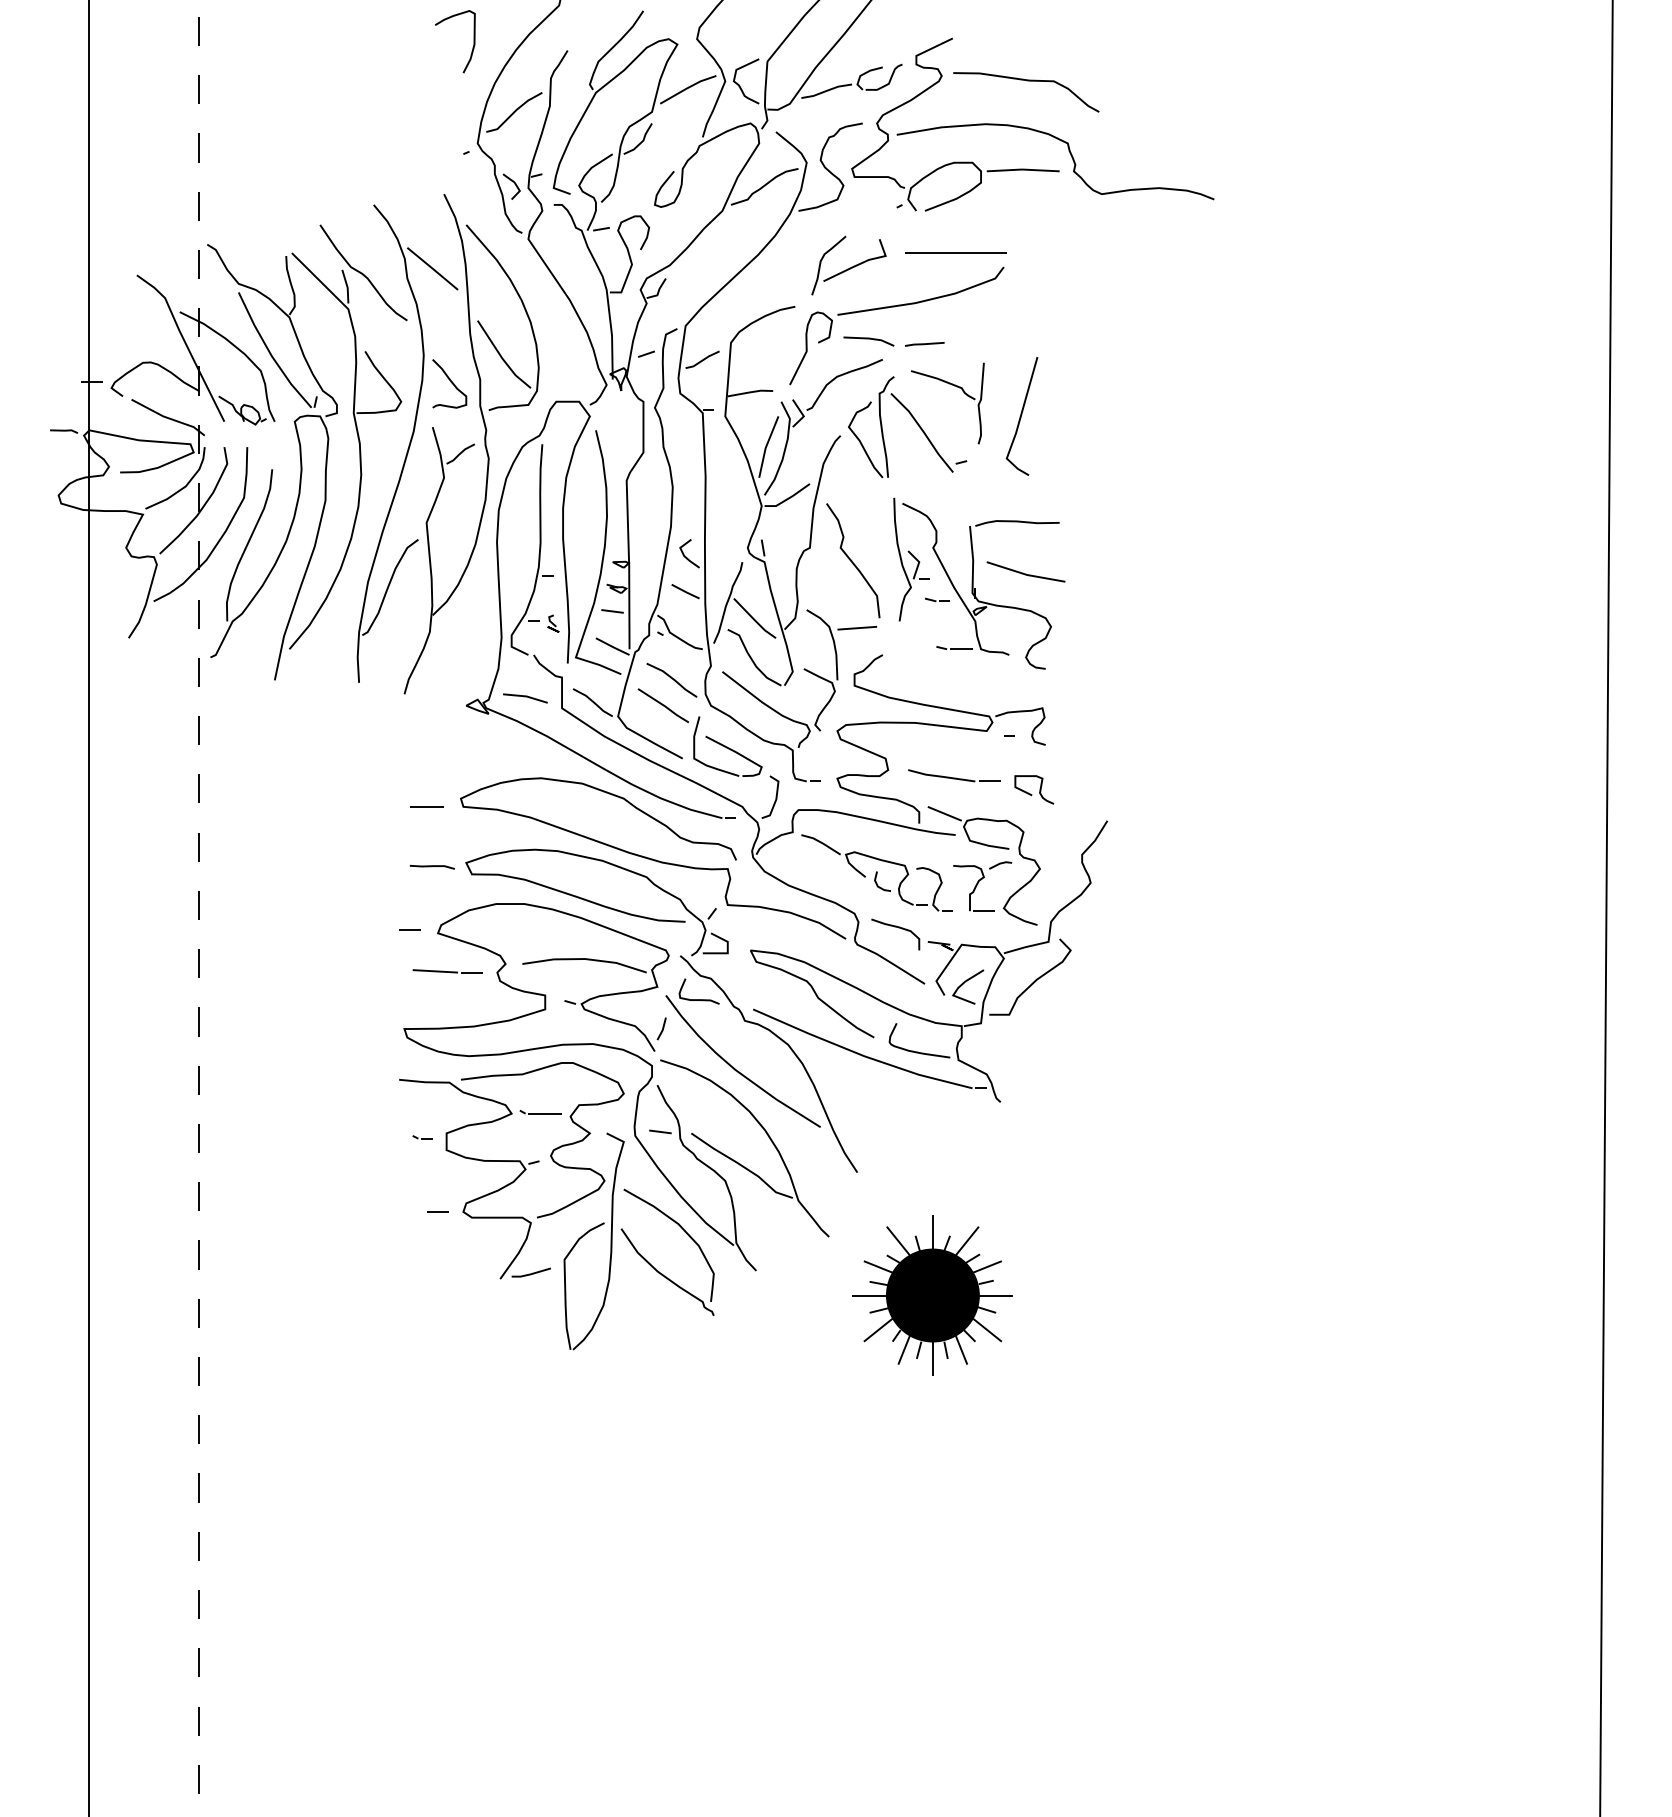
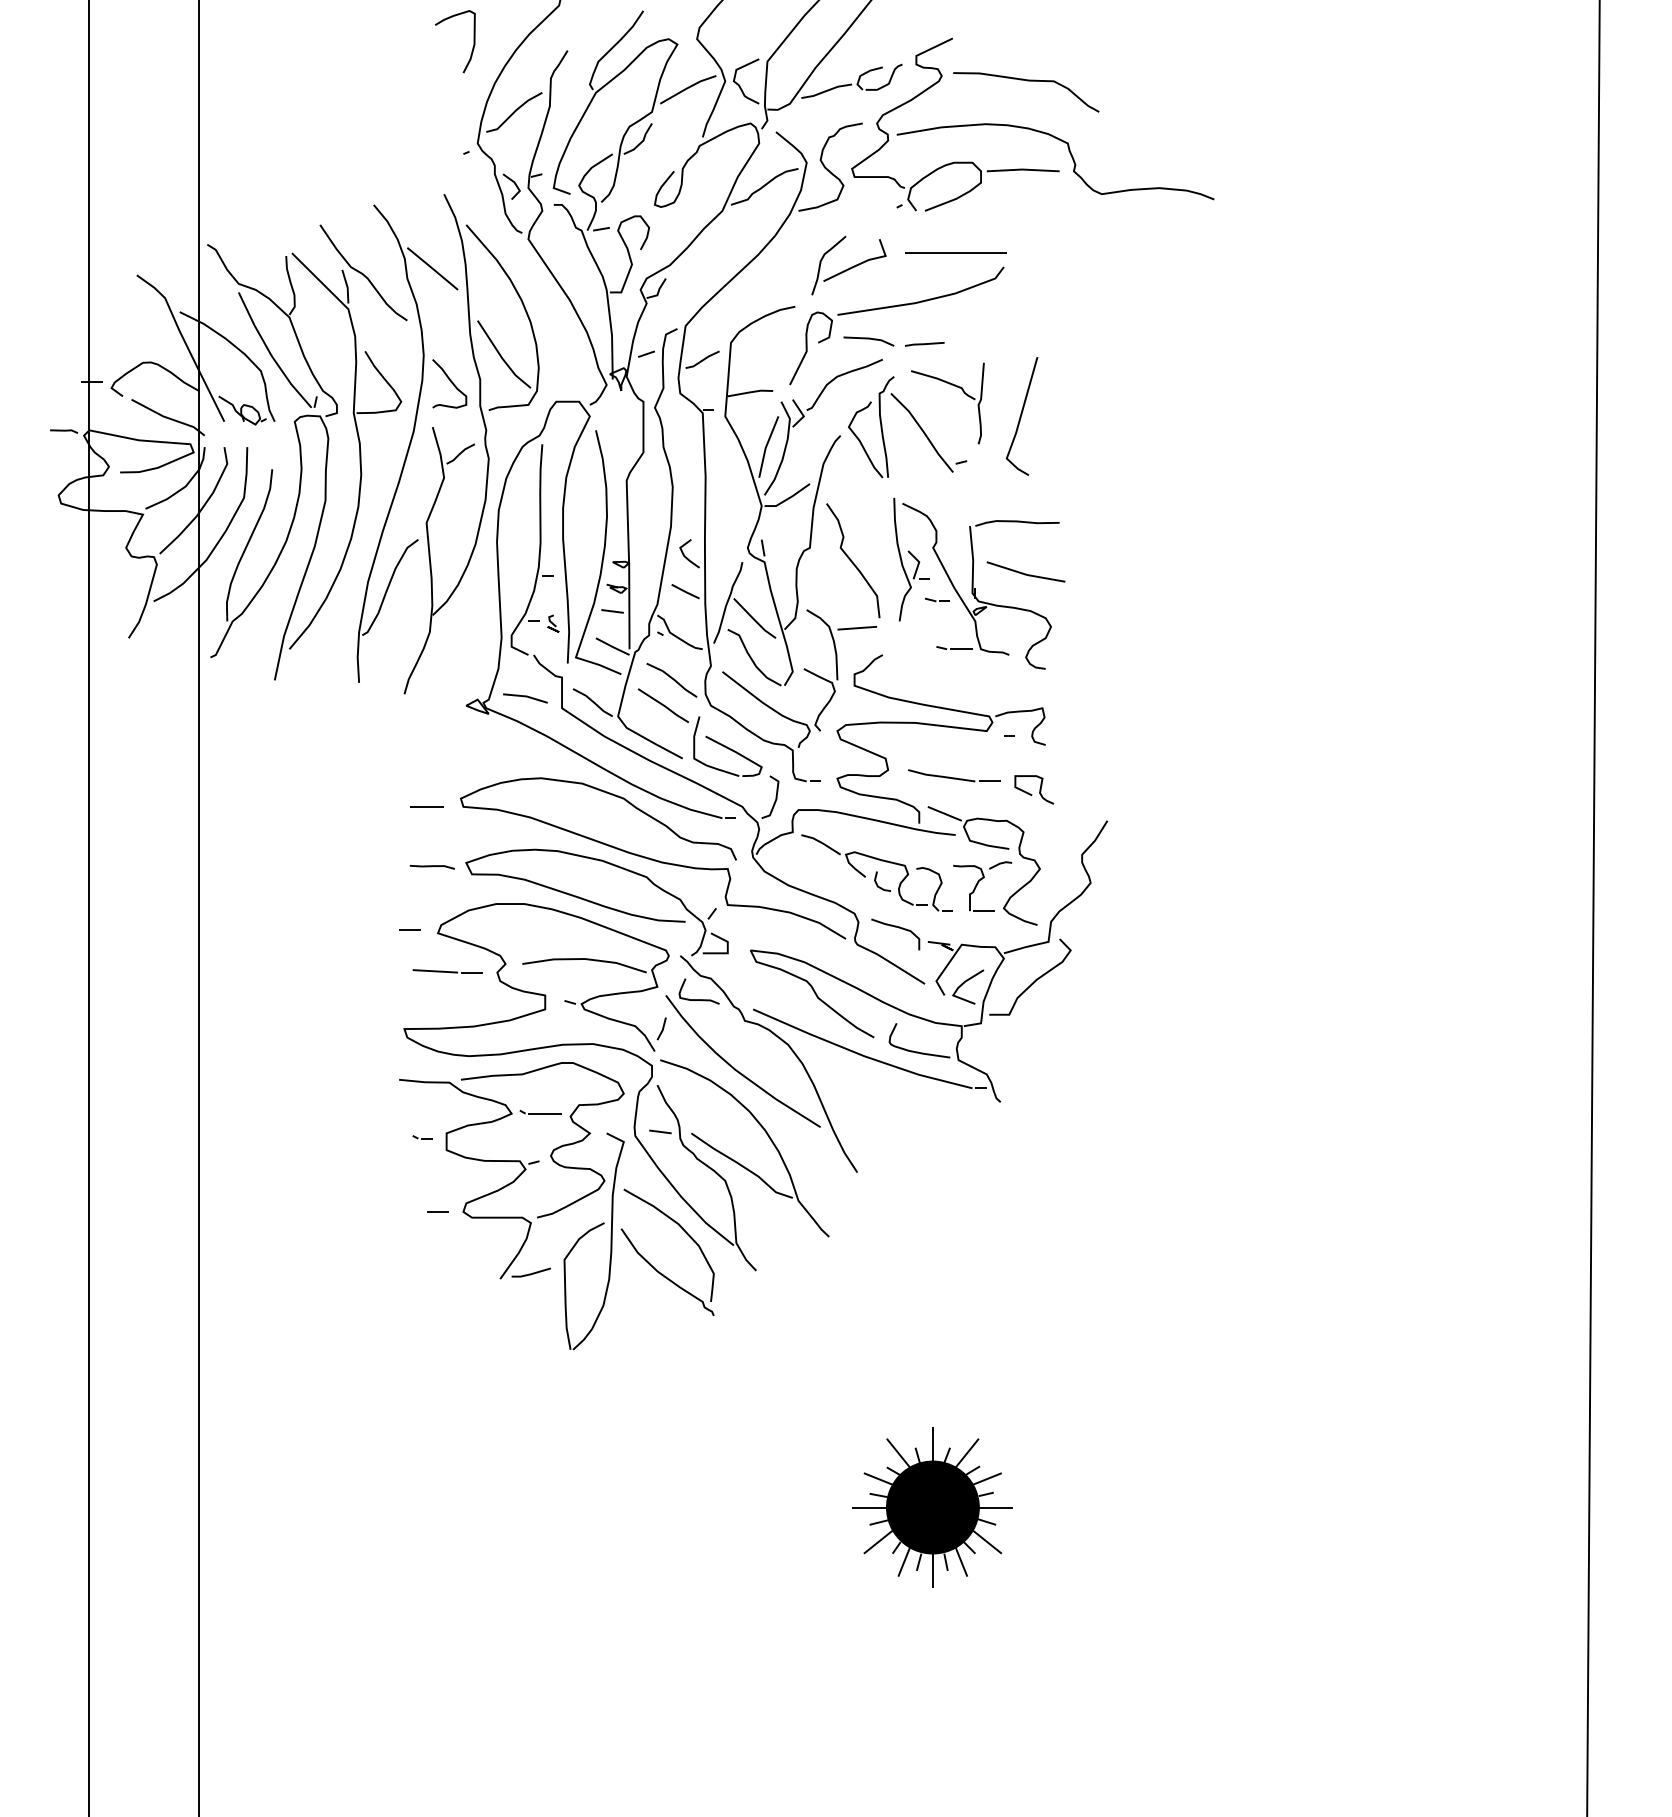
line position: (1606, 907) -> (1593, 907) (1593, 907)
line: dashed -> solid (198, 908)
part position: (932, 1295) -> (932, 1507) (932, 1507)
